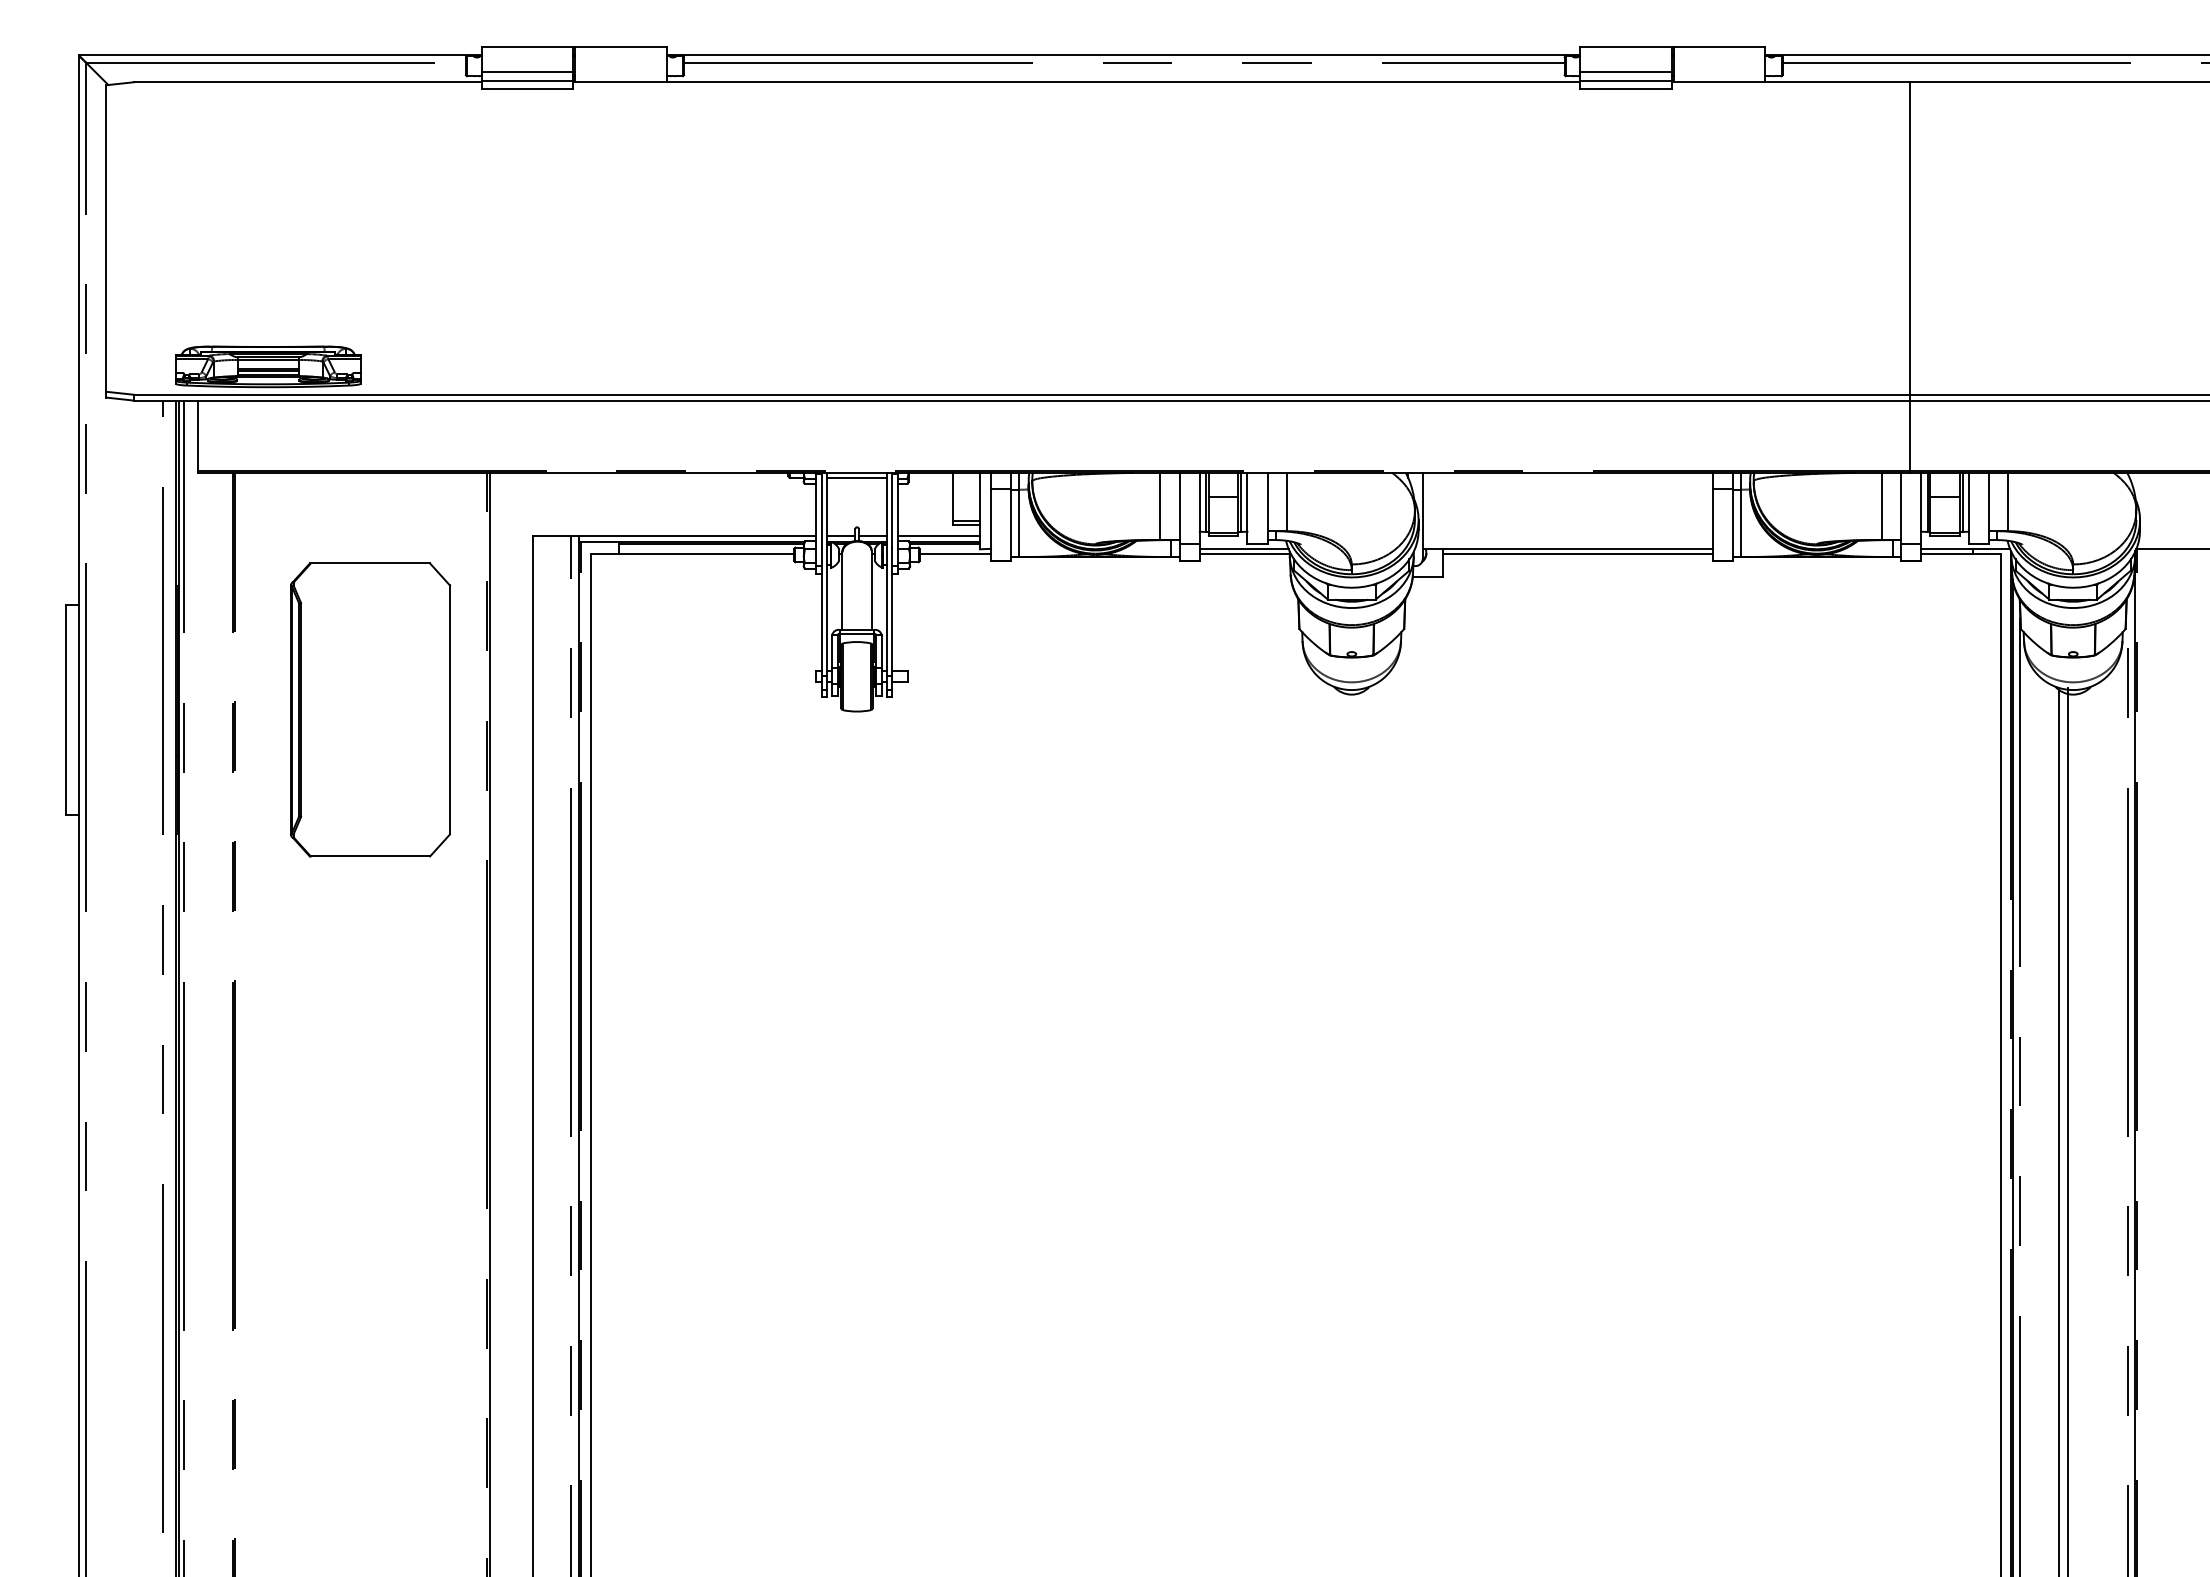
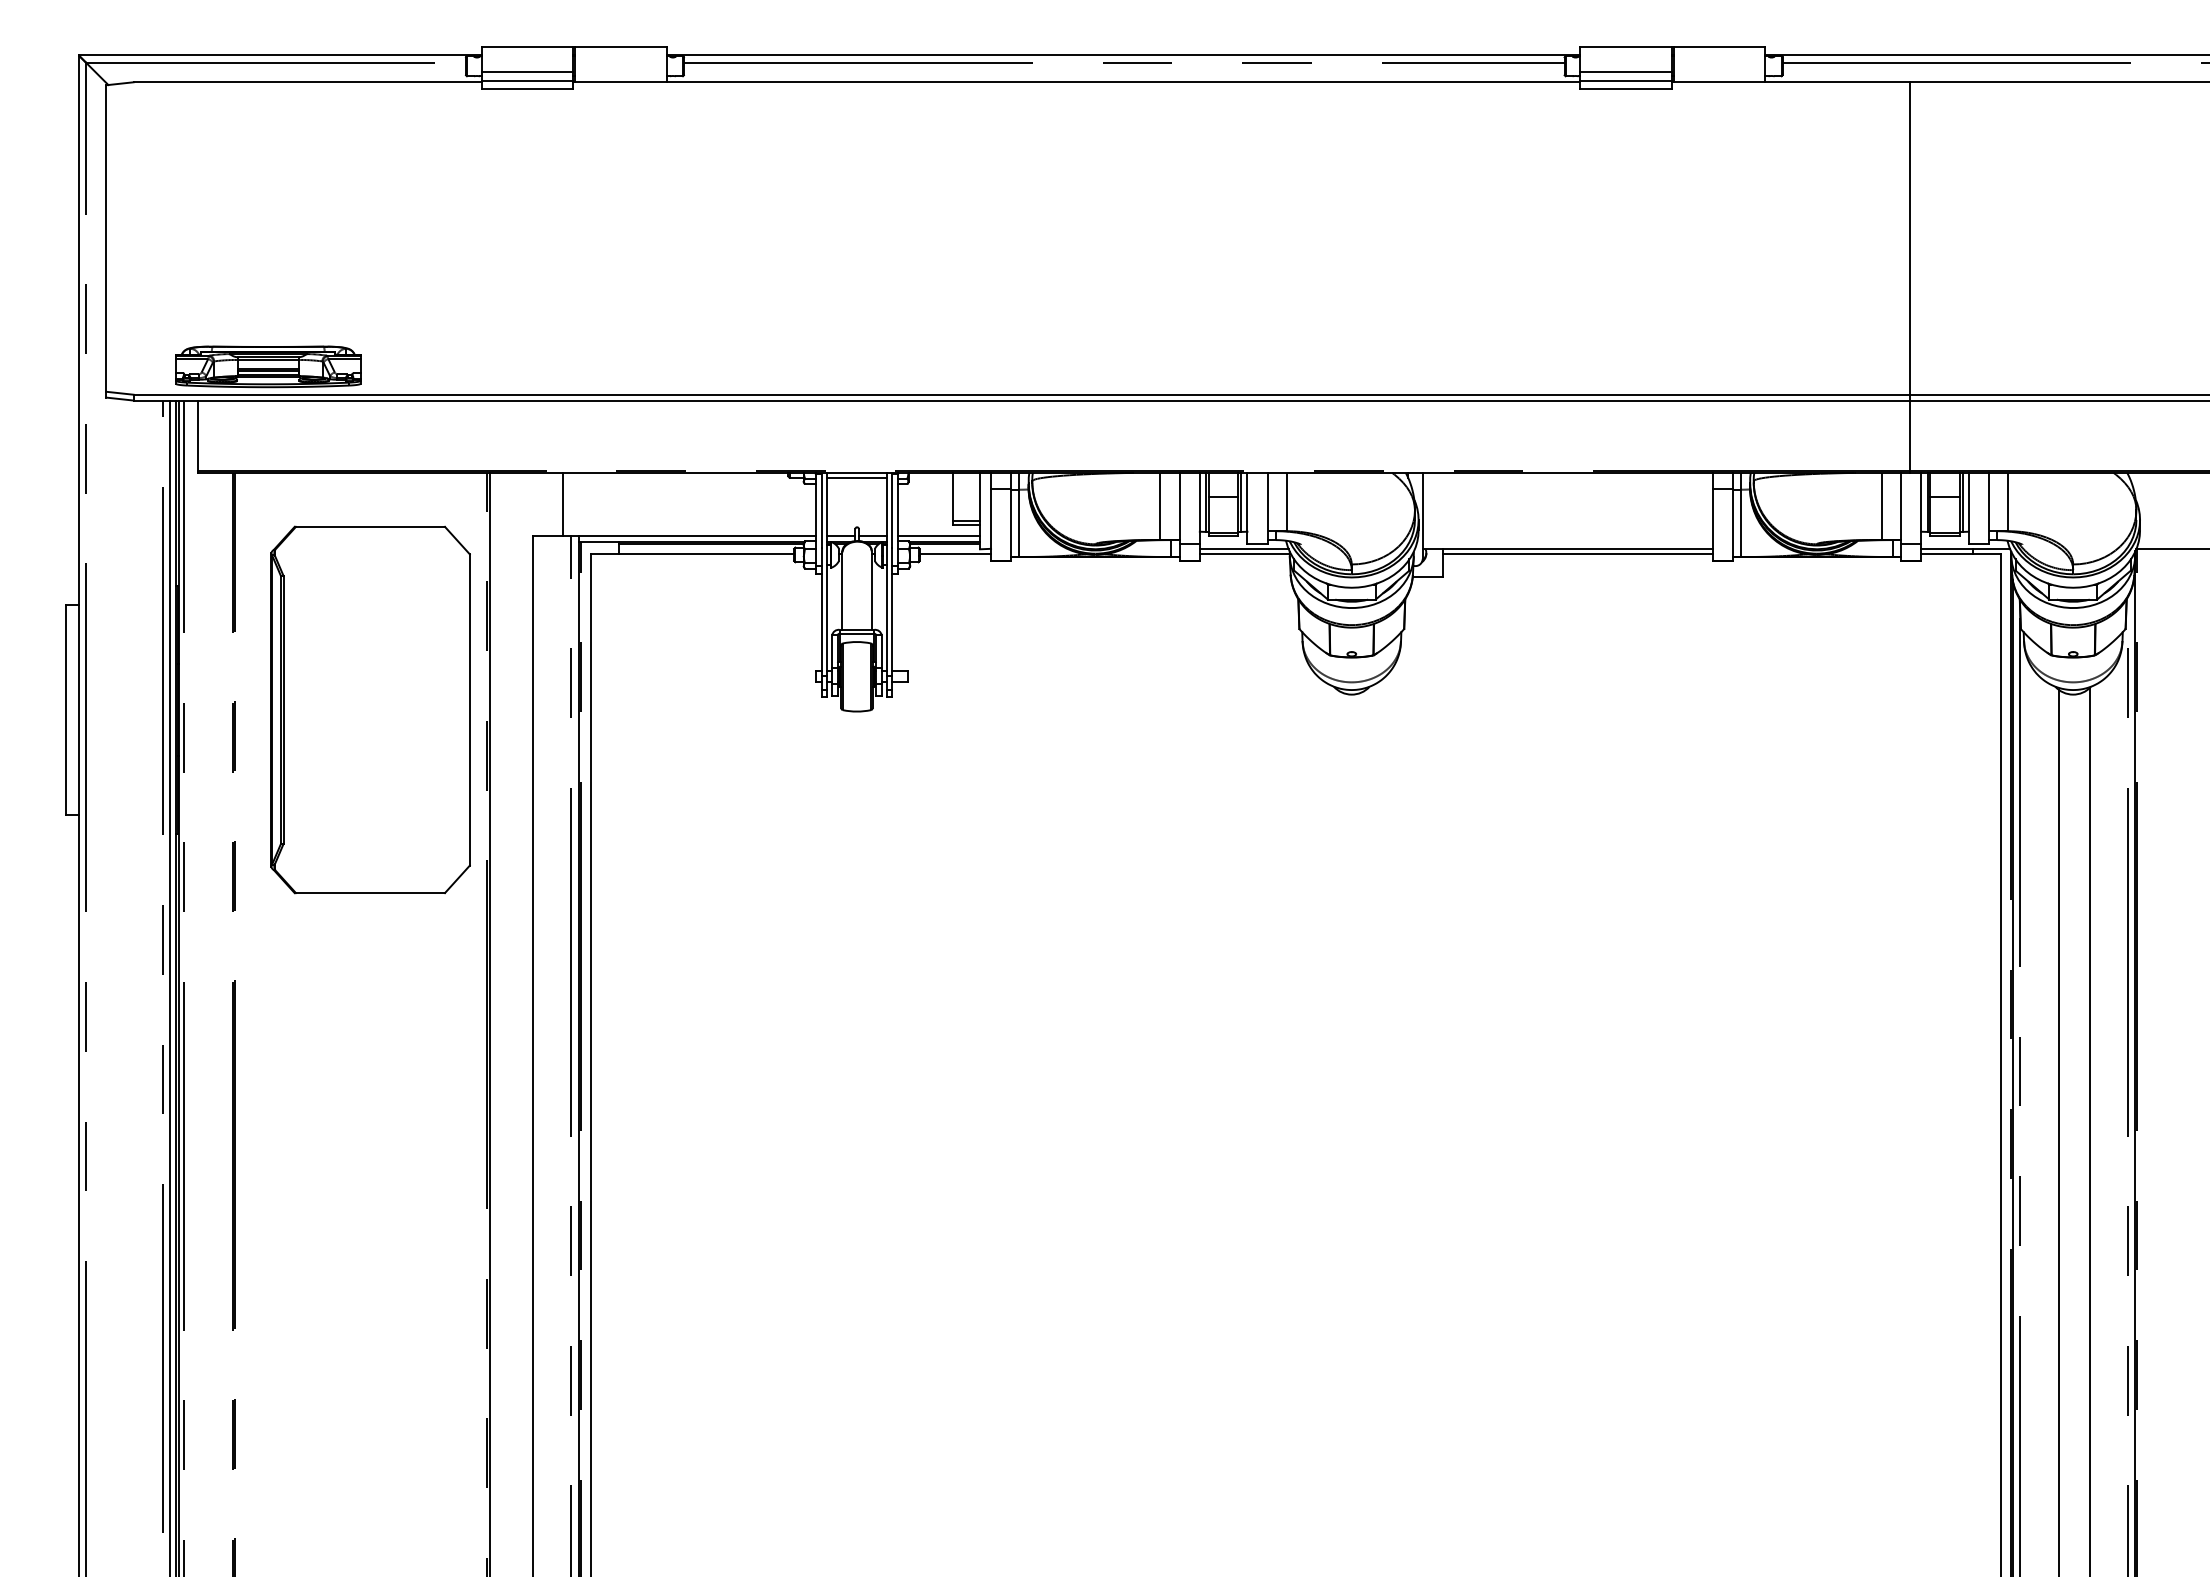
line: none -> present (563, 504)
part size: 161x296 px -> 201x370 px (370, 709)
line: none -> present (170, 986)
line position: (2067, 1130) -> (2089, 1130) (2089, 1130)
